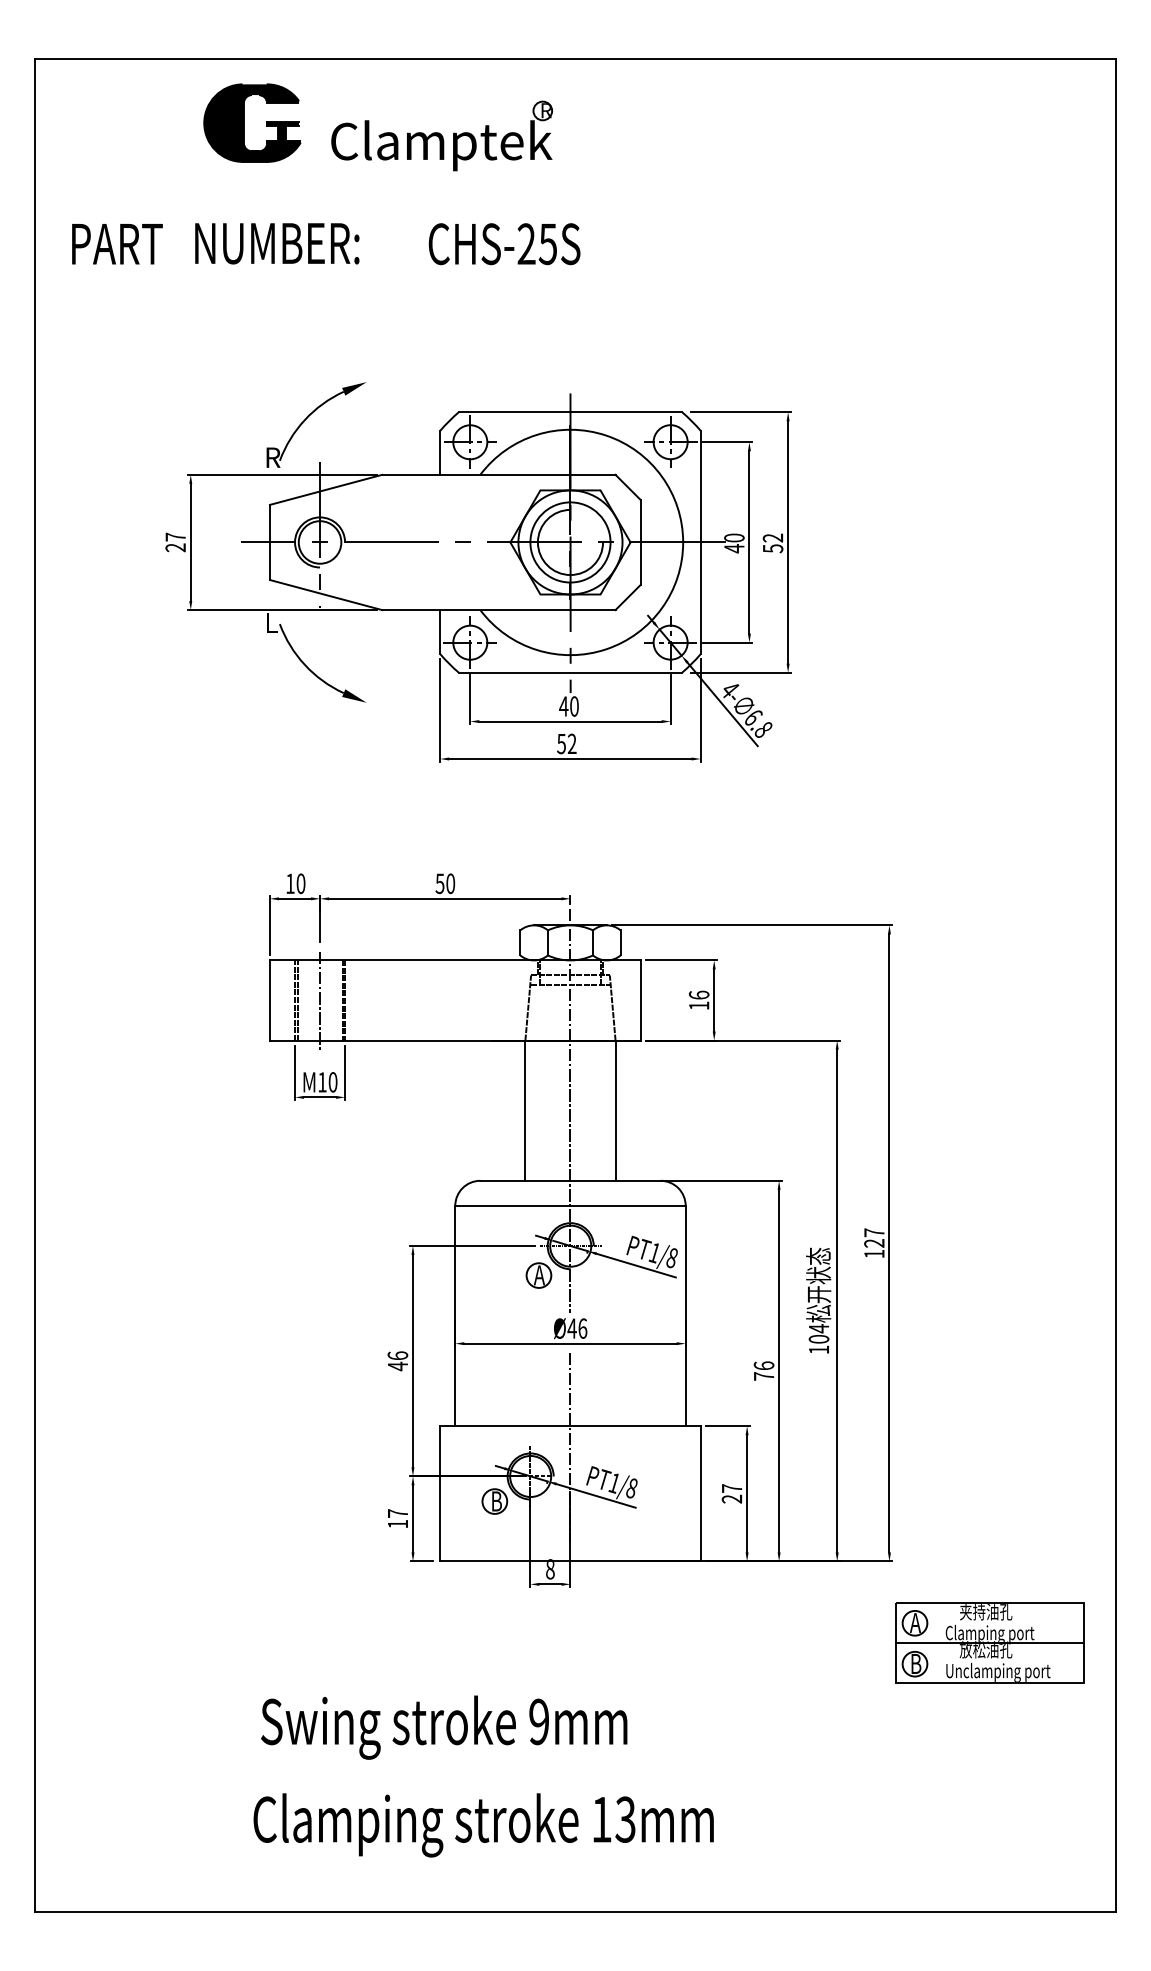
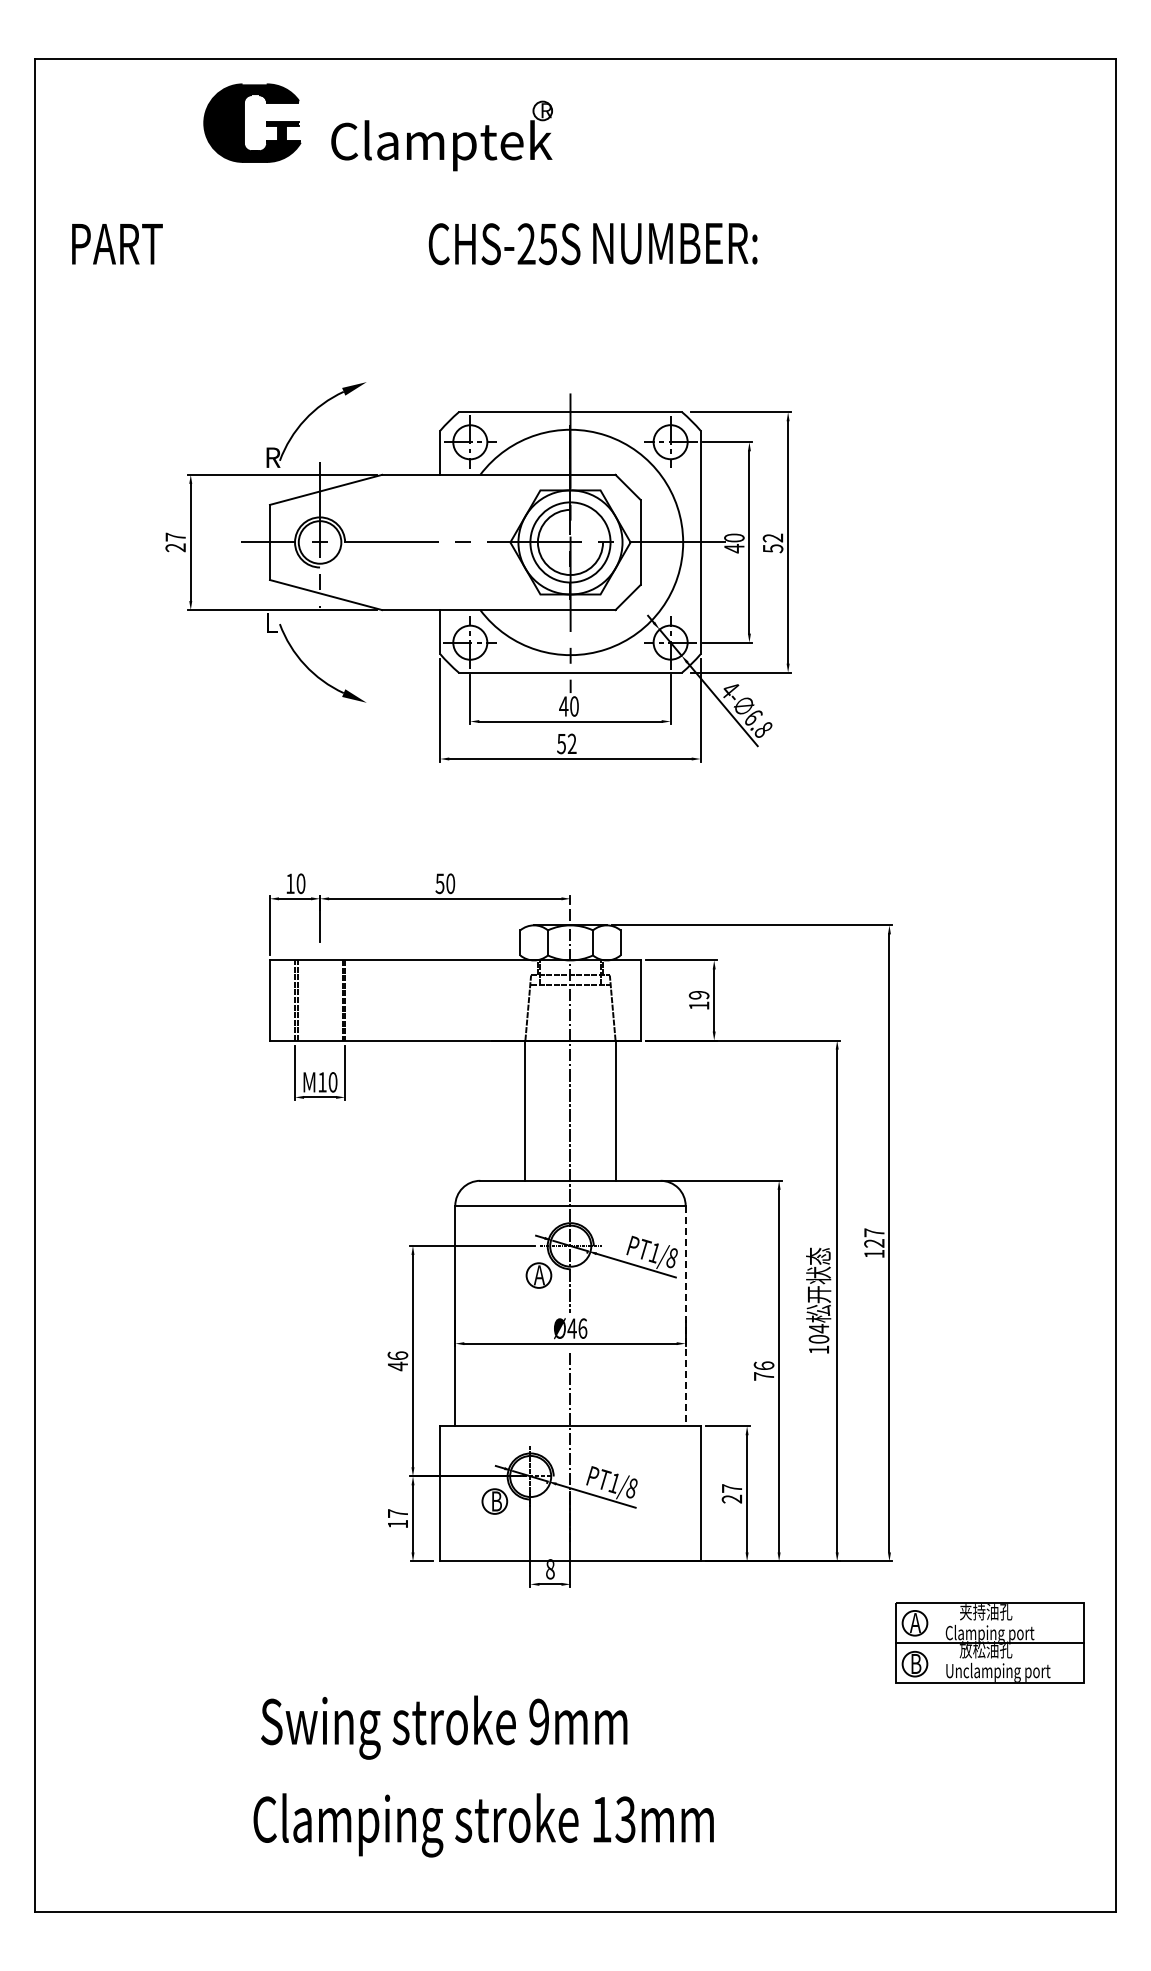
text position: (277, 243) -> (675, 243) (675, 243)
text: 16 -> 19 (698, 994)
line: present -> none (320, 1000)
line: solid -> dashed (685, 1316)
